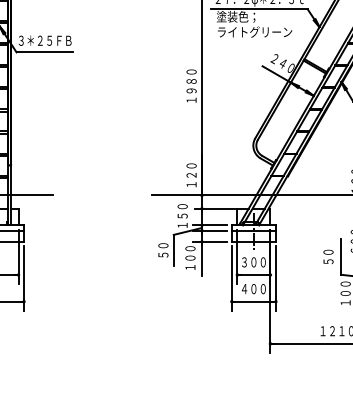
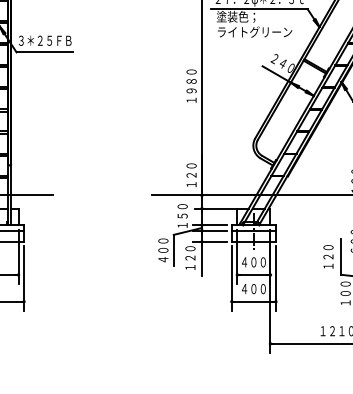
text: ５０ -> ４００ (163, 250)
text: ５０ -> １２０ (328, 256)
text: １００ -> １２０ (190, 257)
text: ３００ -> ４００ (244, 262)
